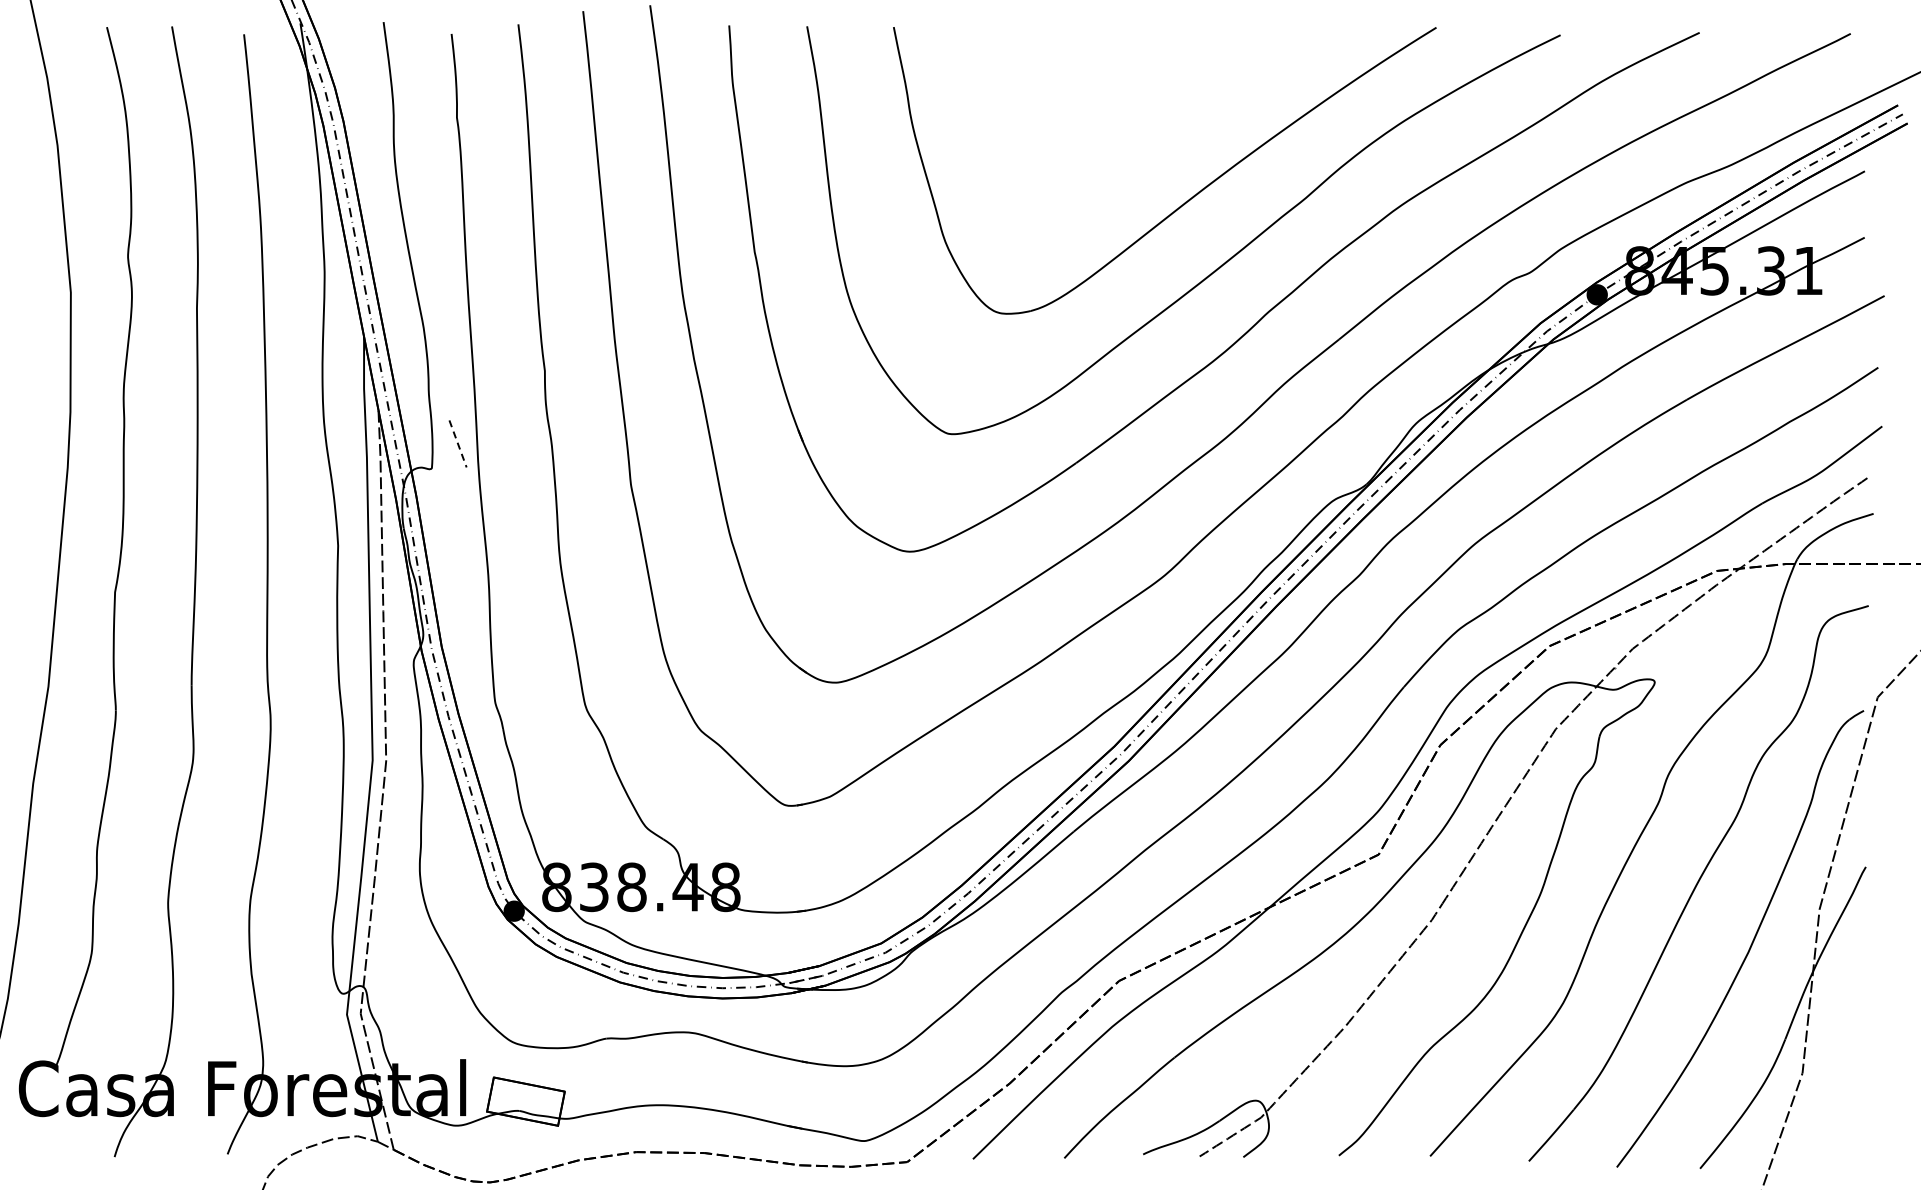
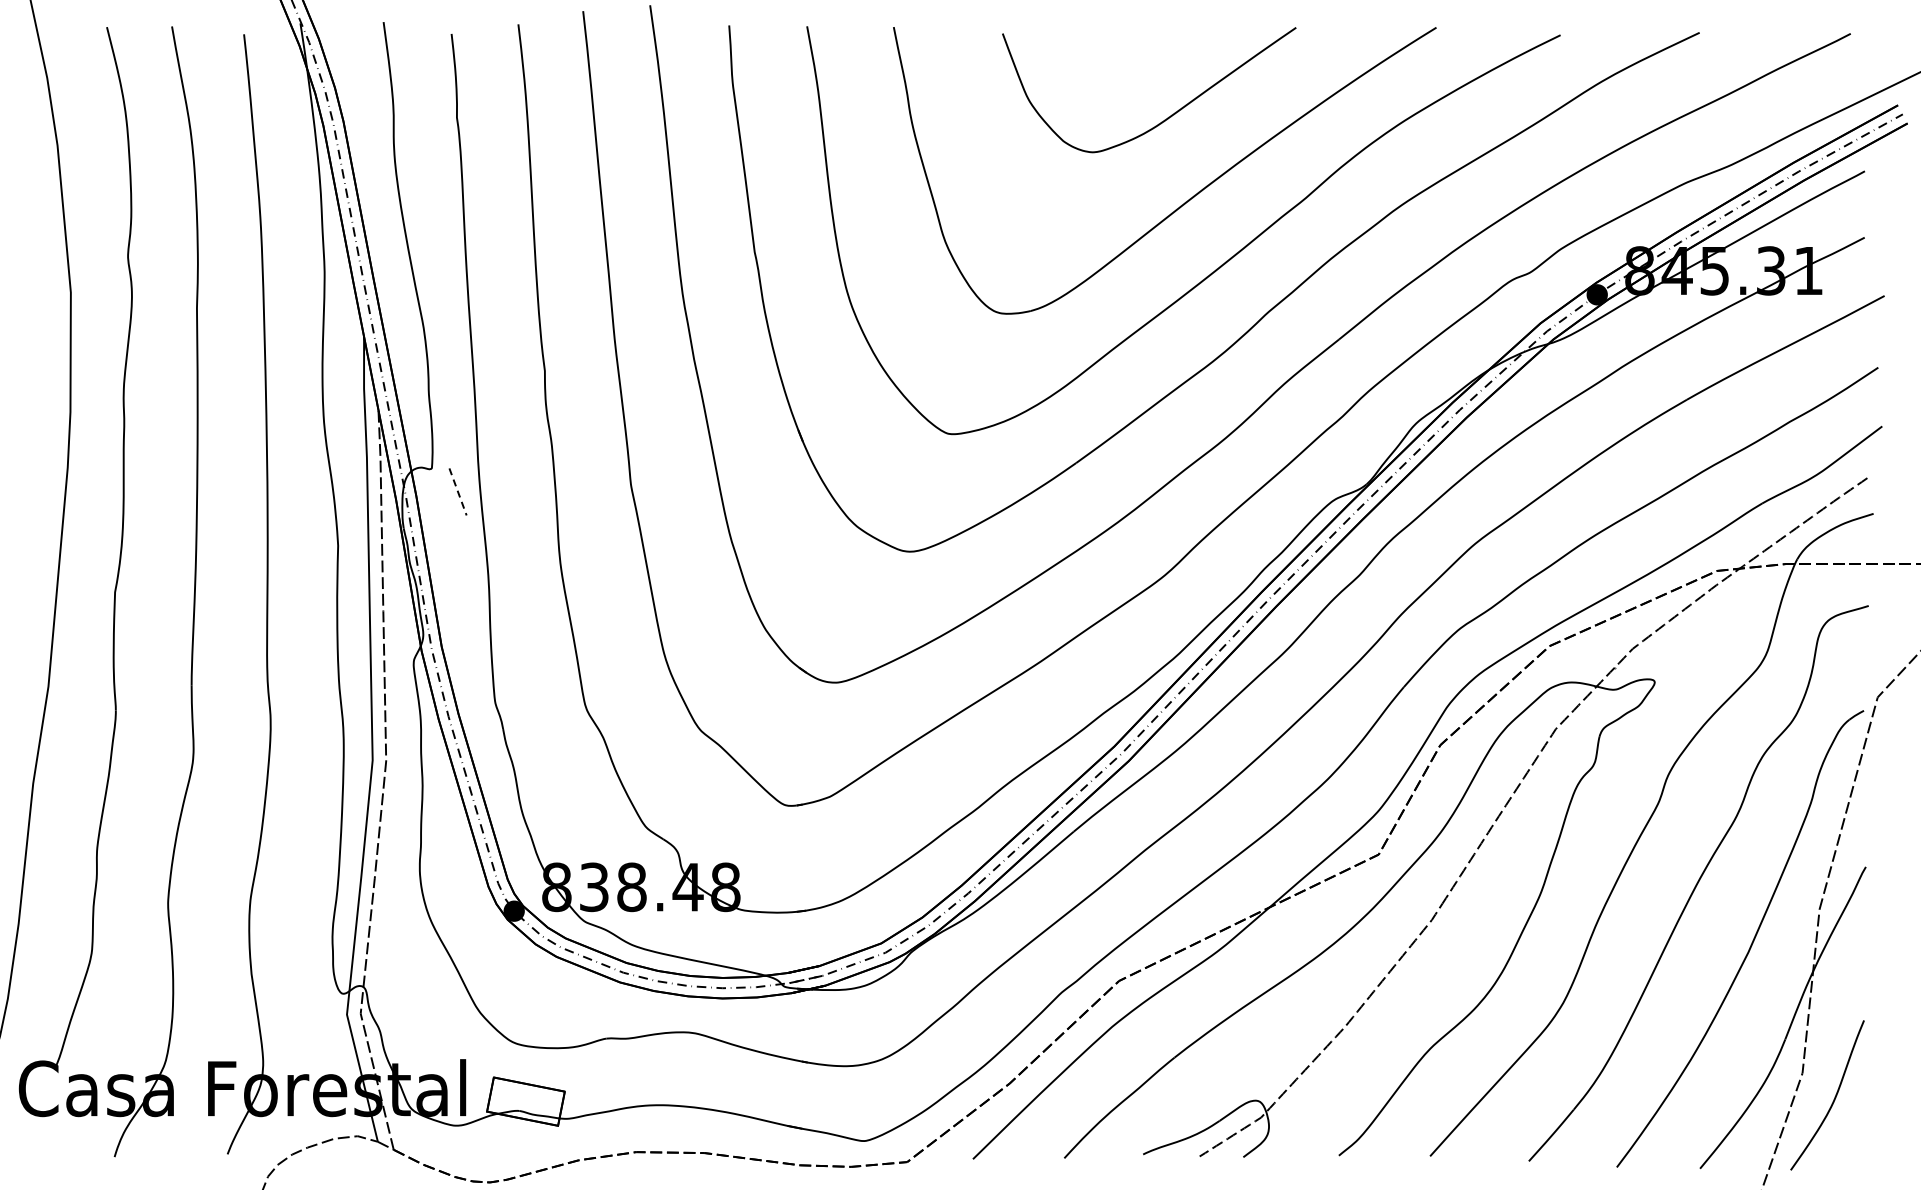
curve: none -> present (1167, 117)
line position: (457, 443) -> (457, 491) (457, 491)
curve: none -> present (1834, 1096)
